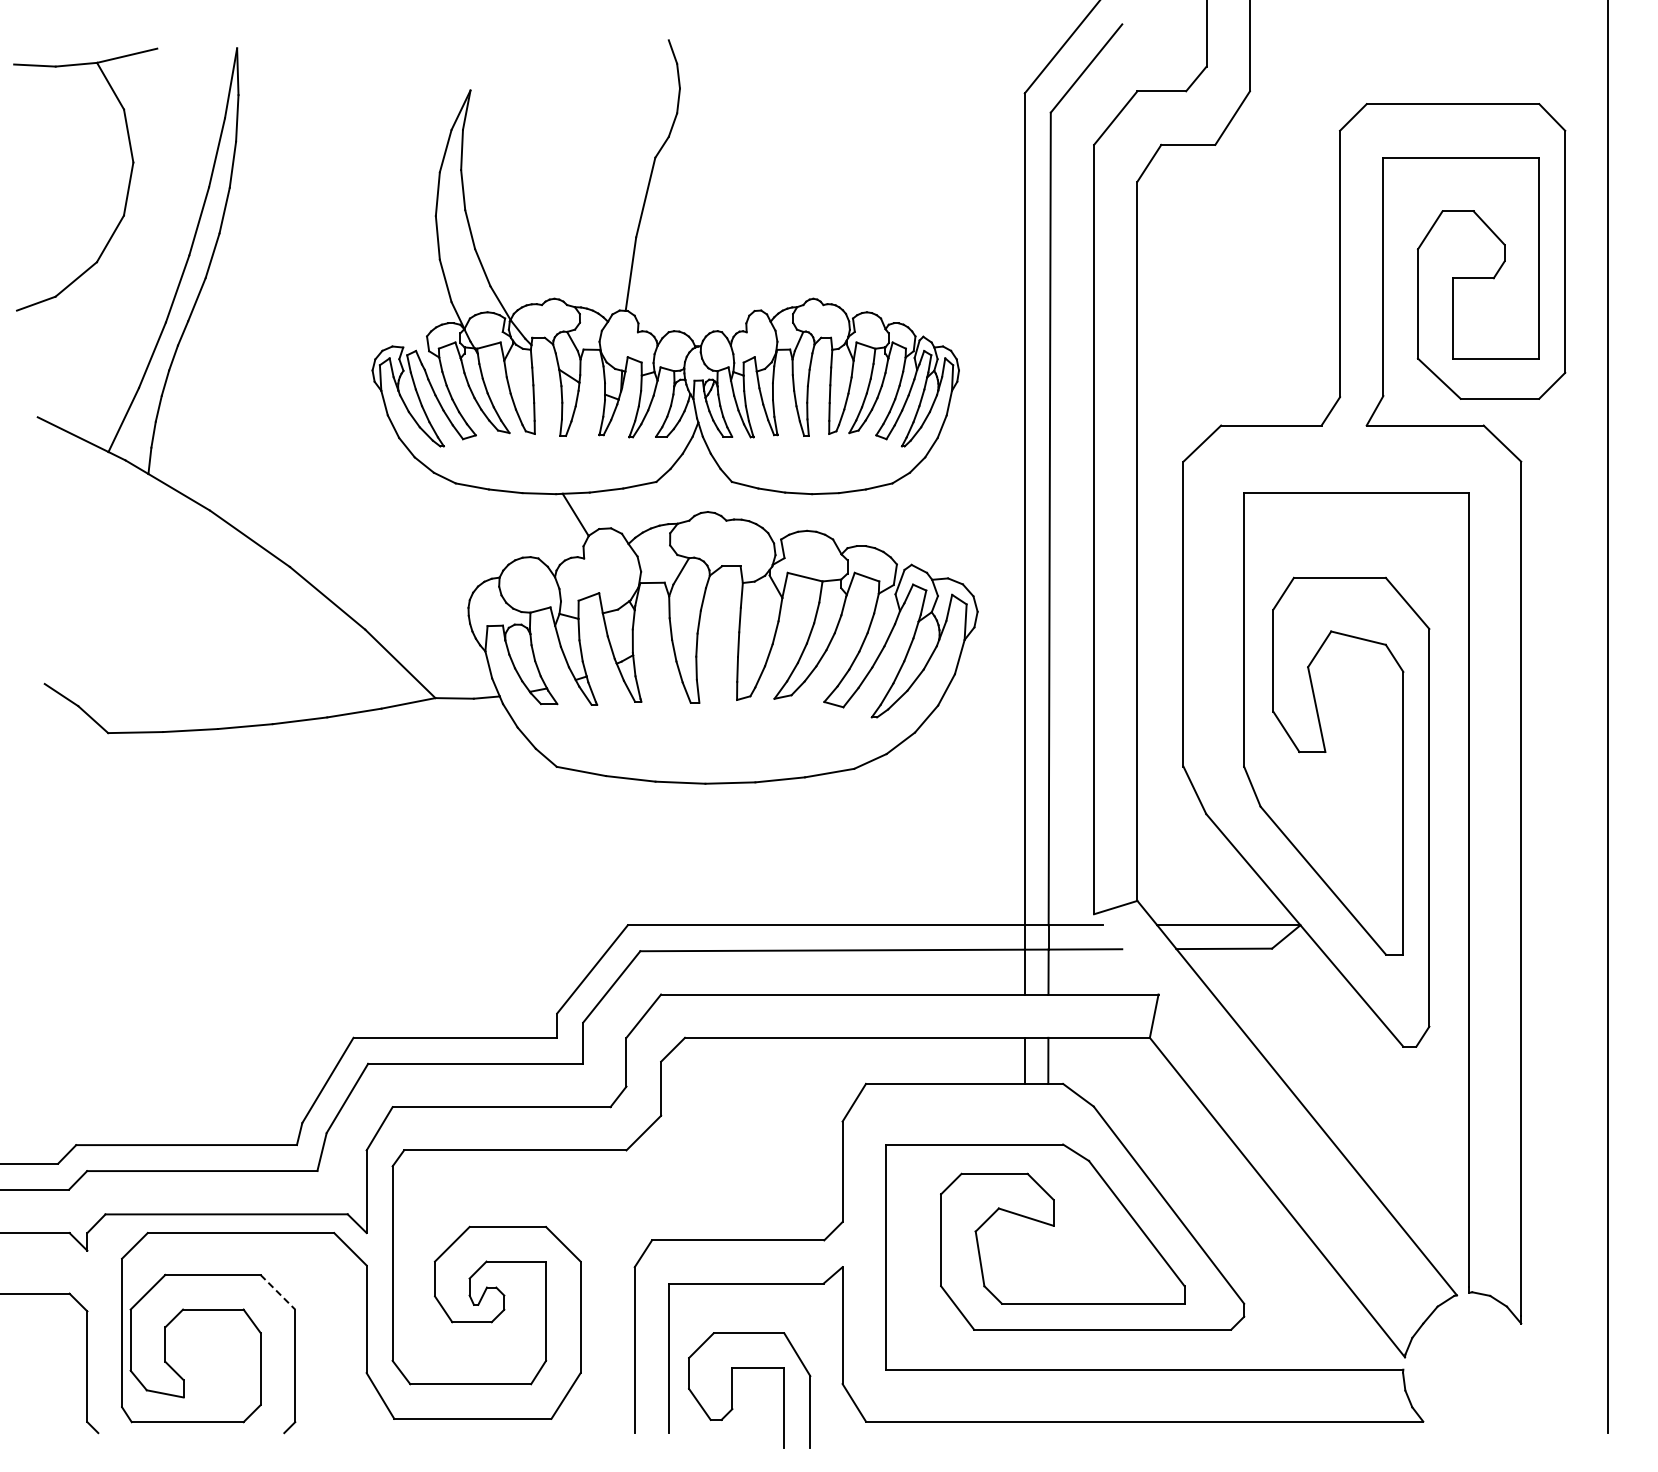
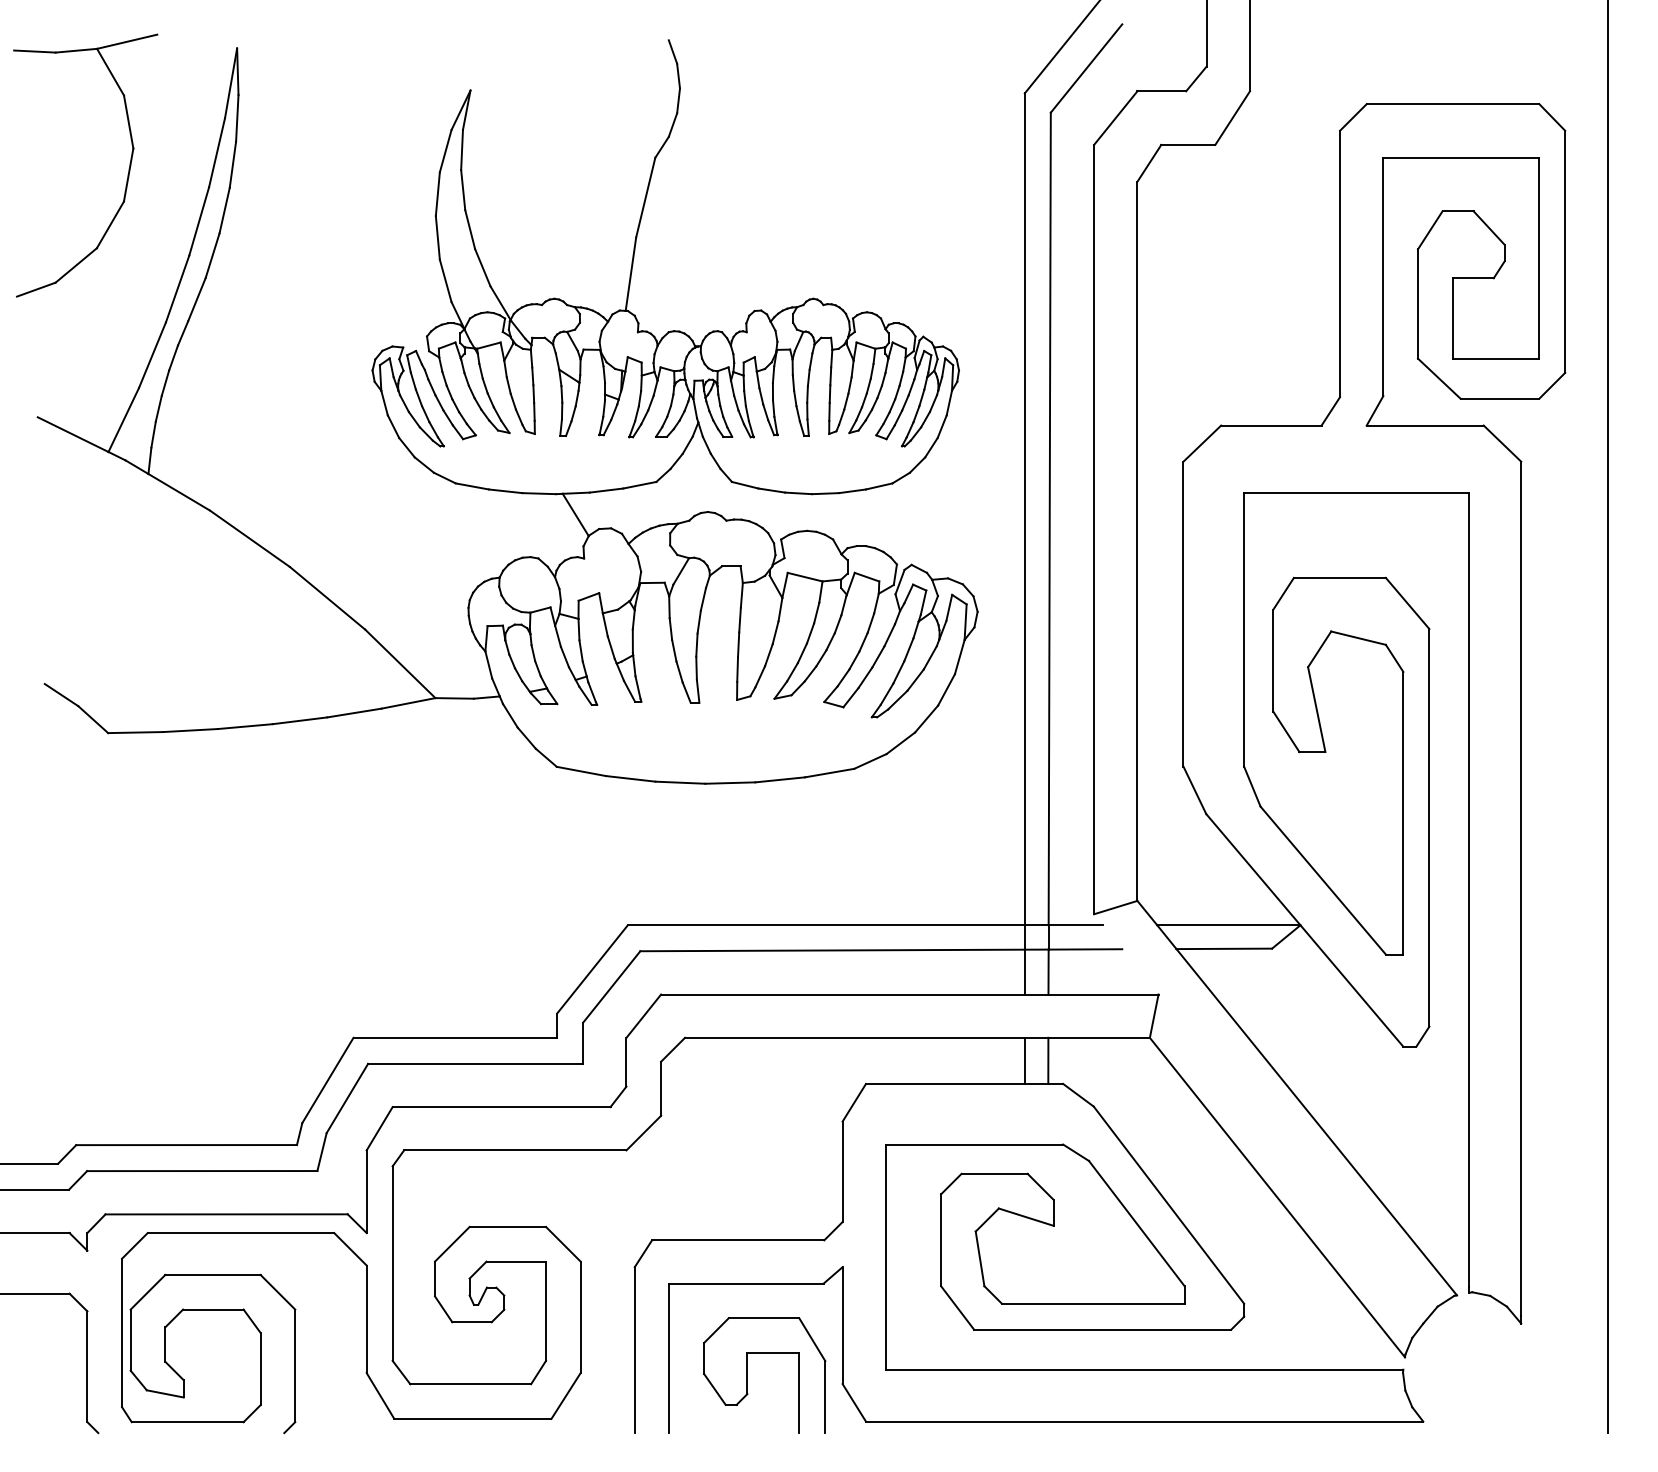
part position: (127, 188) -> (127, 174) (127, 174)
line: dashed -> solid (278, 1292)
part position: (732, 1390) -> (747, 1375) (747, 1375)
